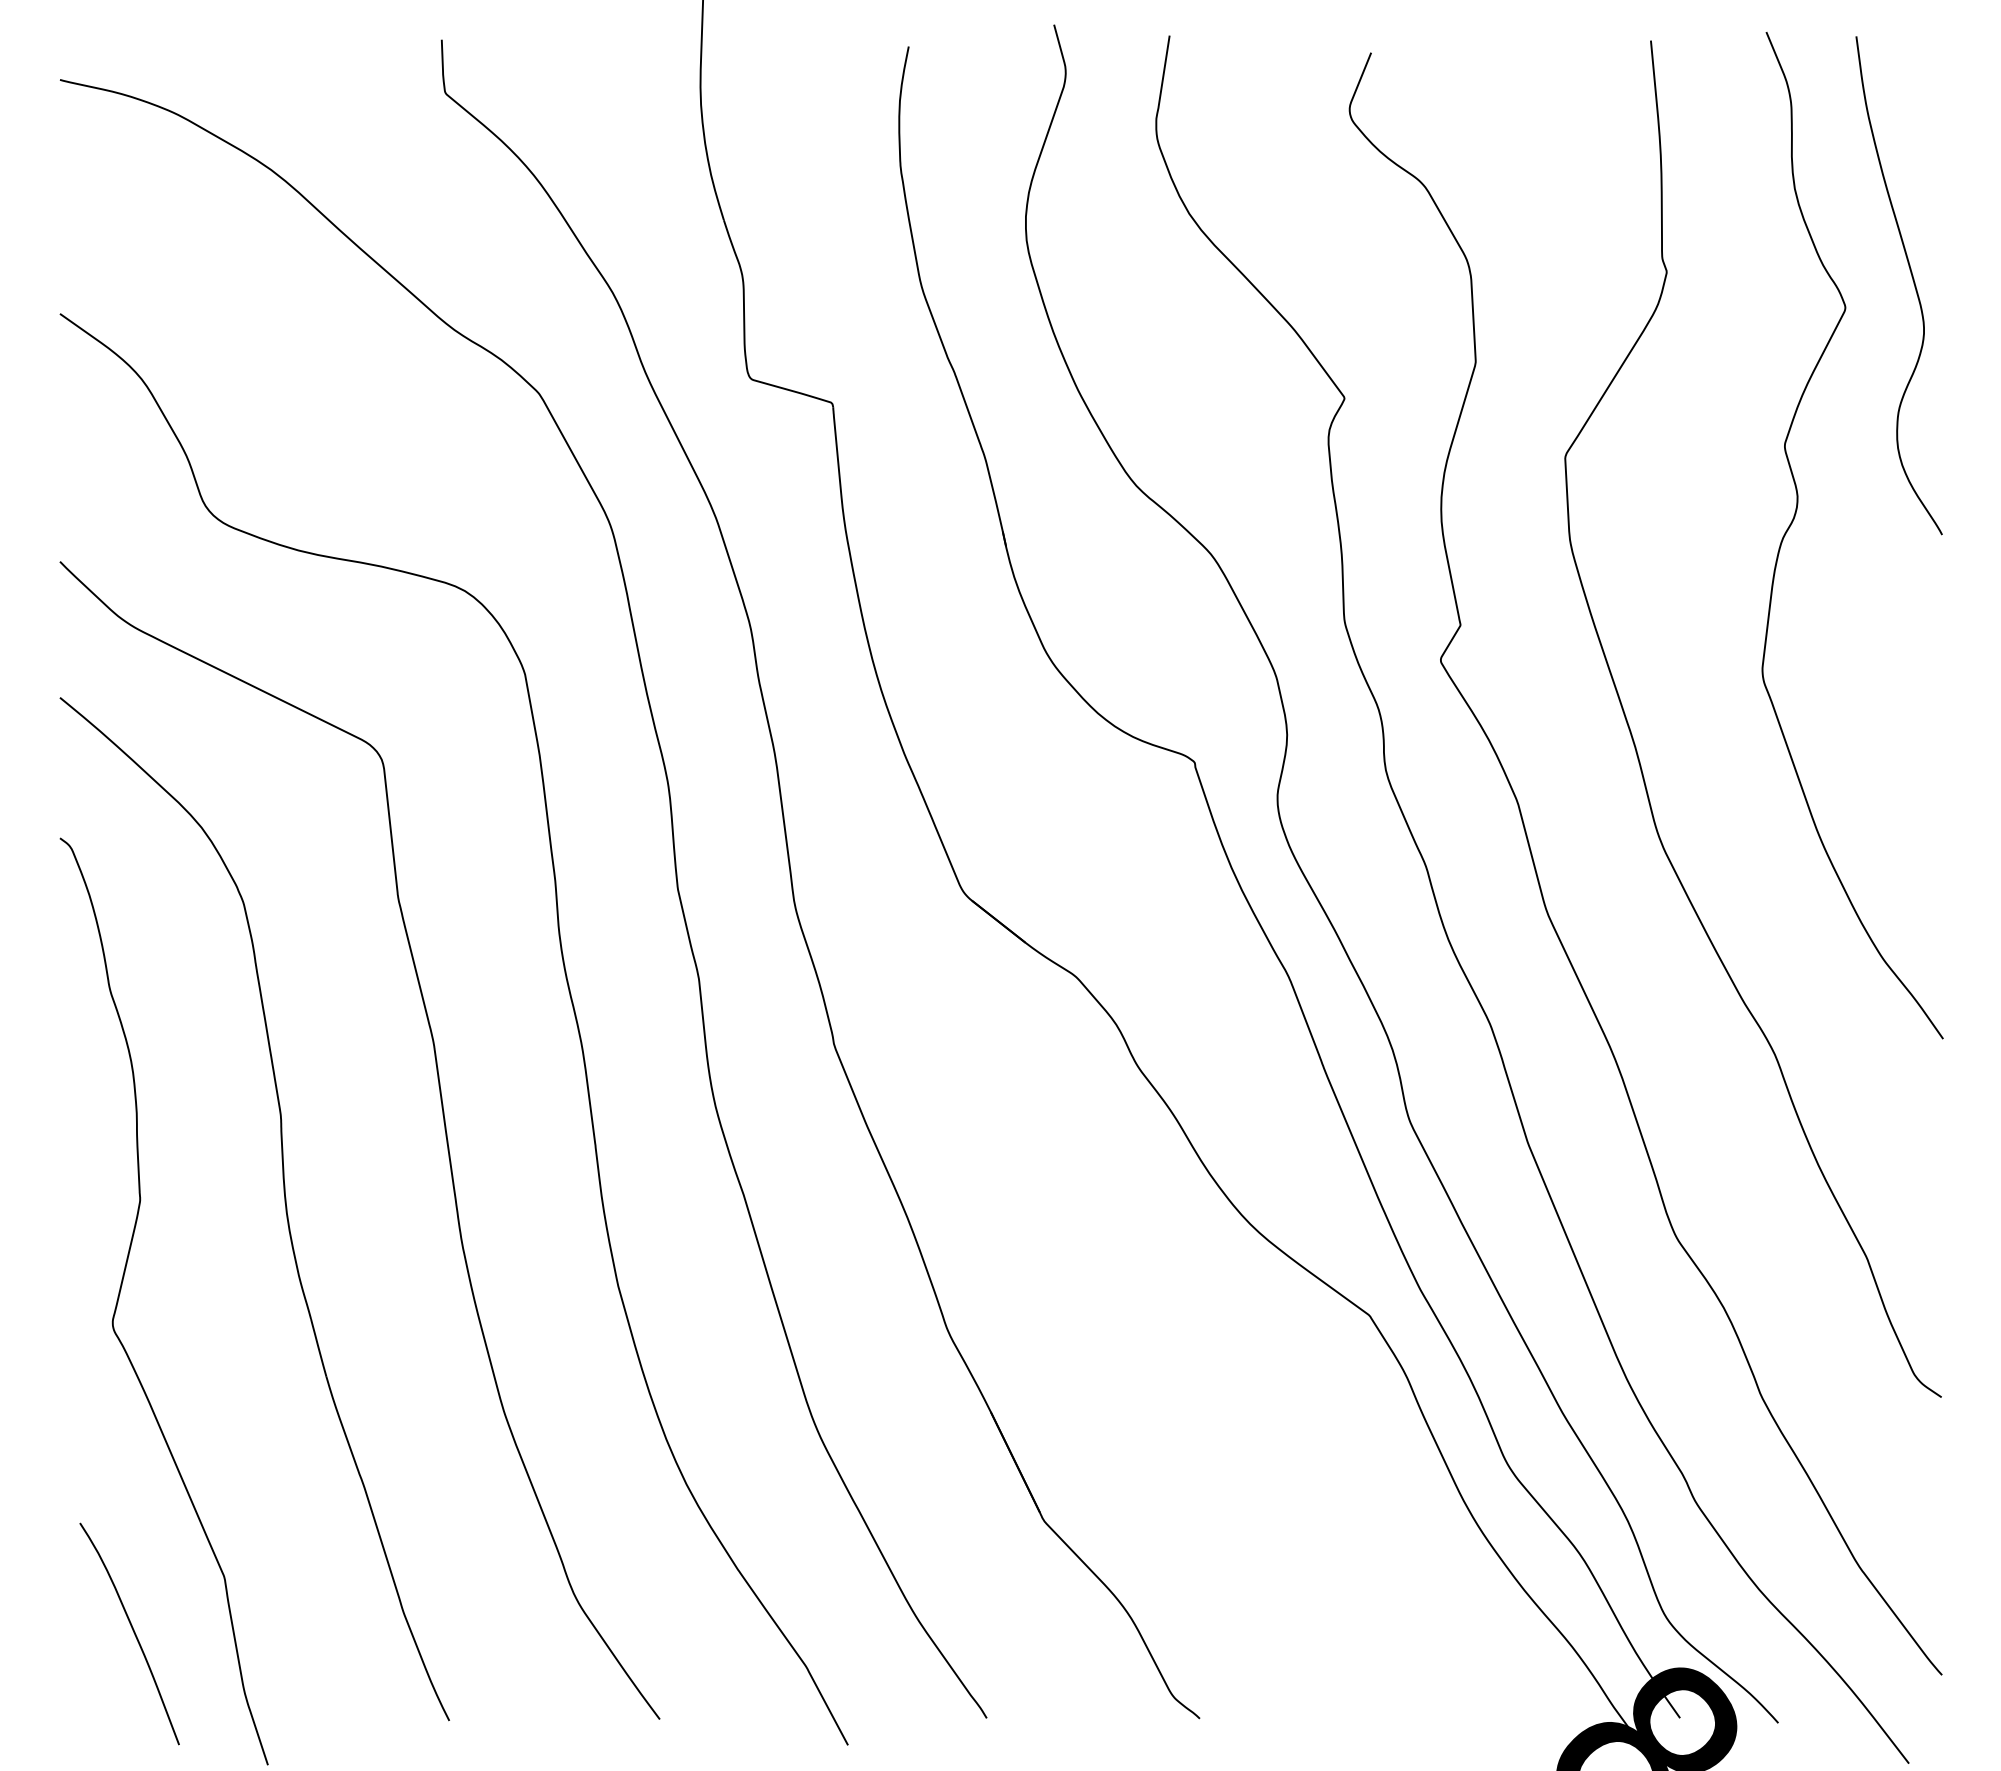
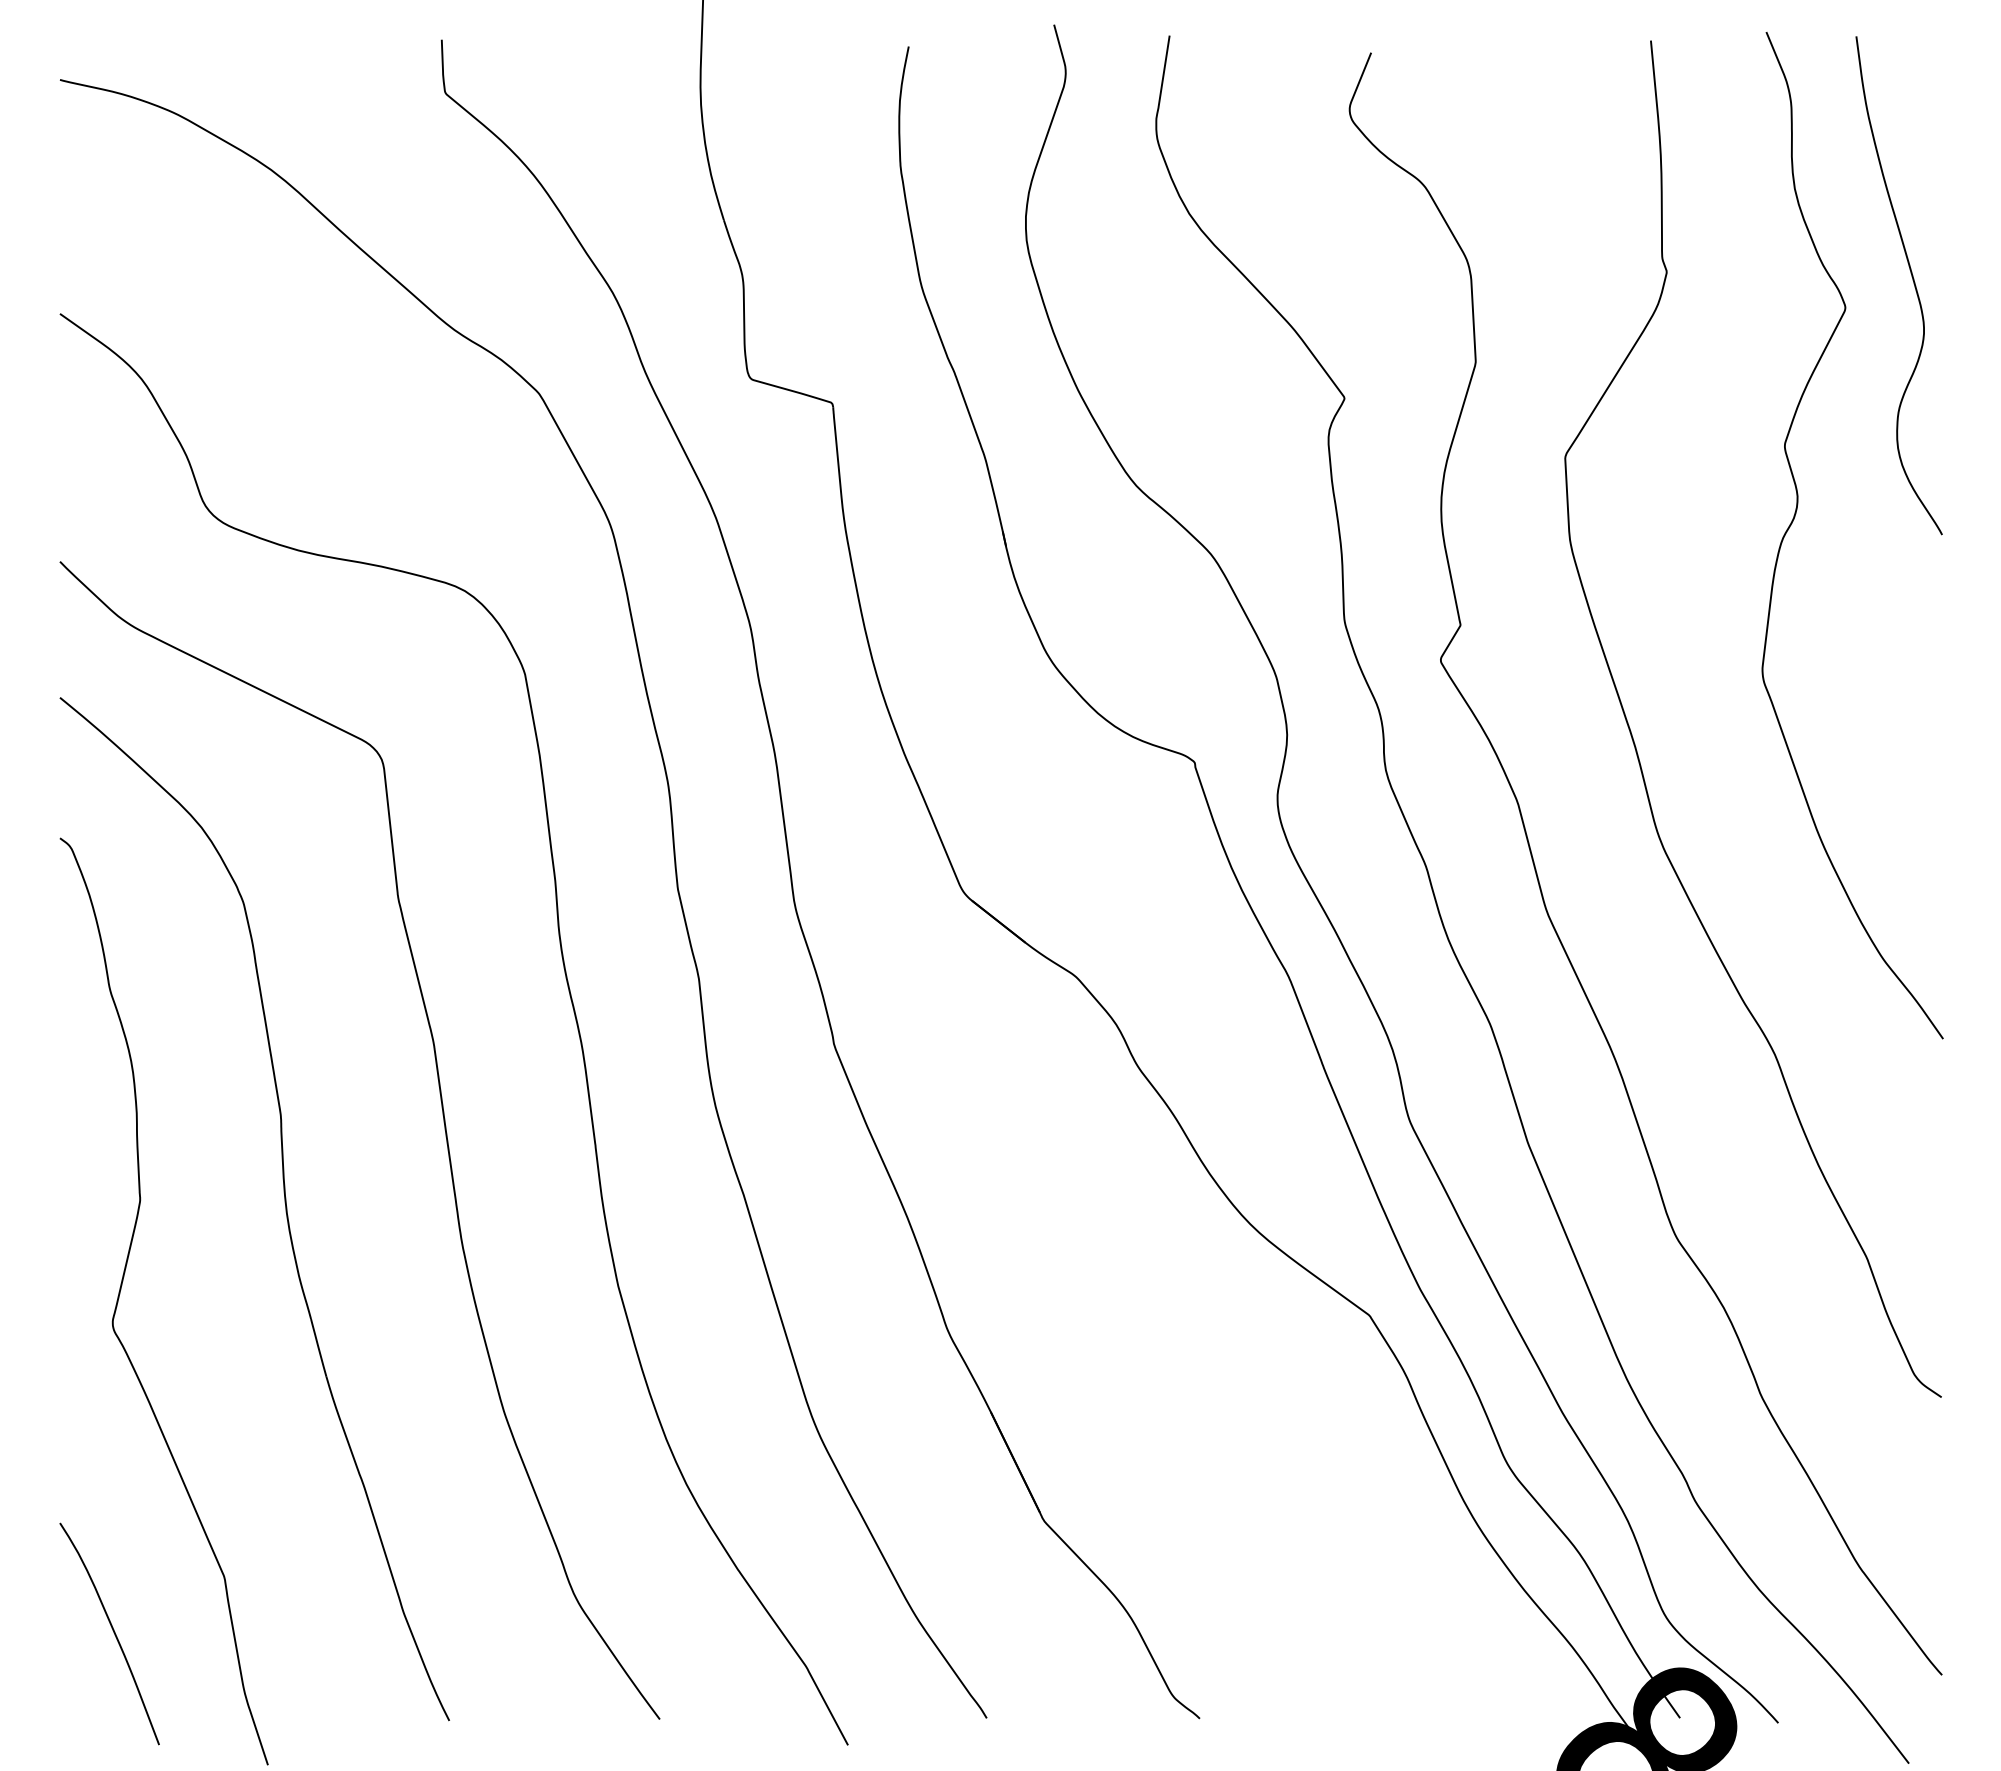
curve position: (133, 1633) -> (113, 1633) (113, 1633)
